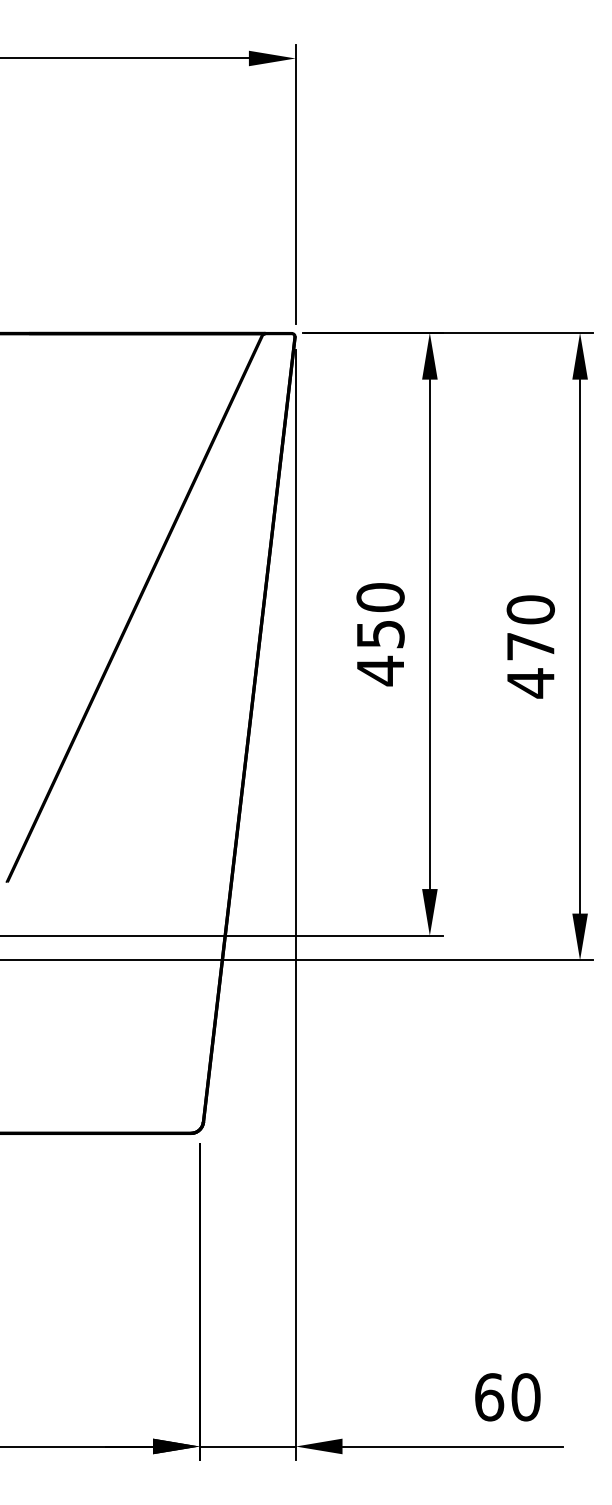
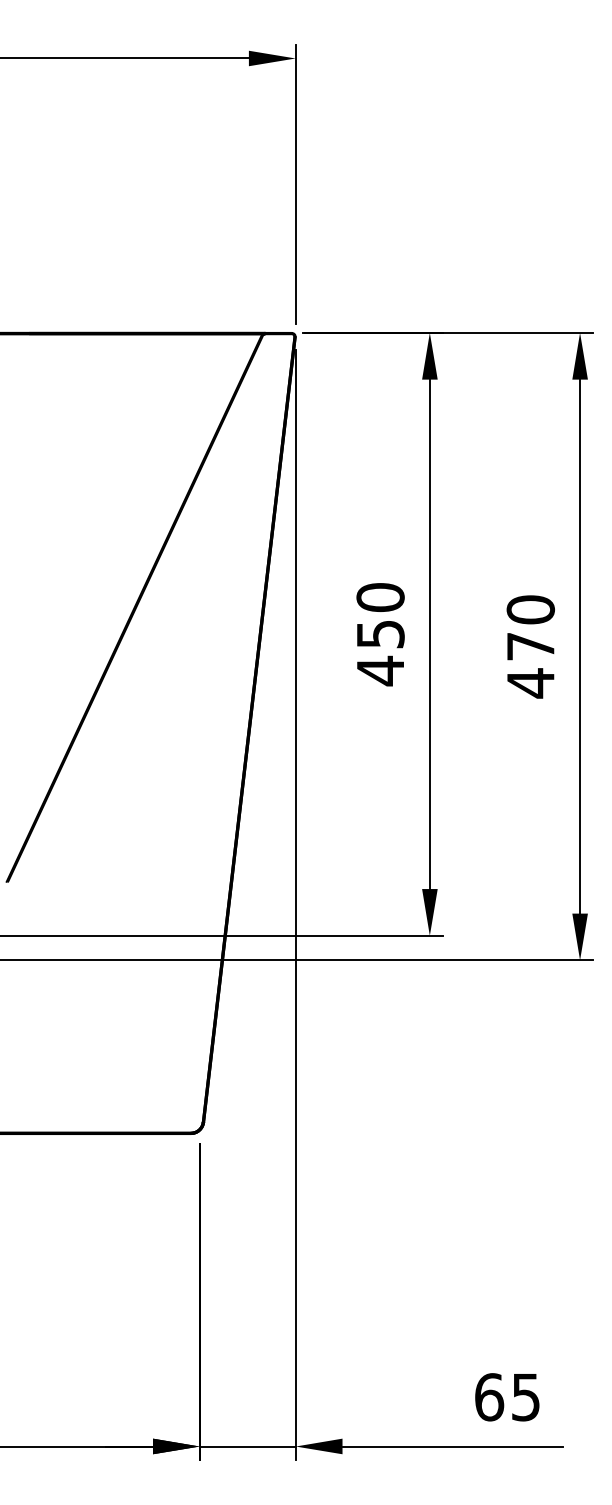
text: 60 -> 65 (525, 1397)
